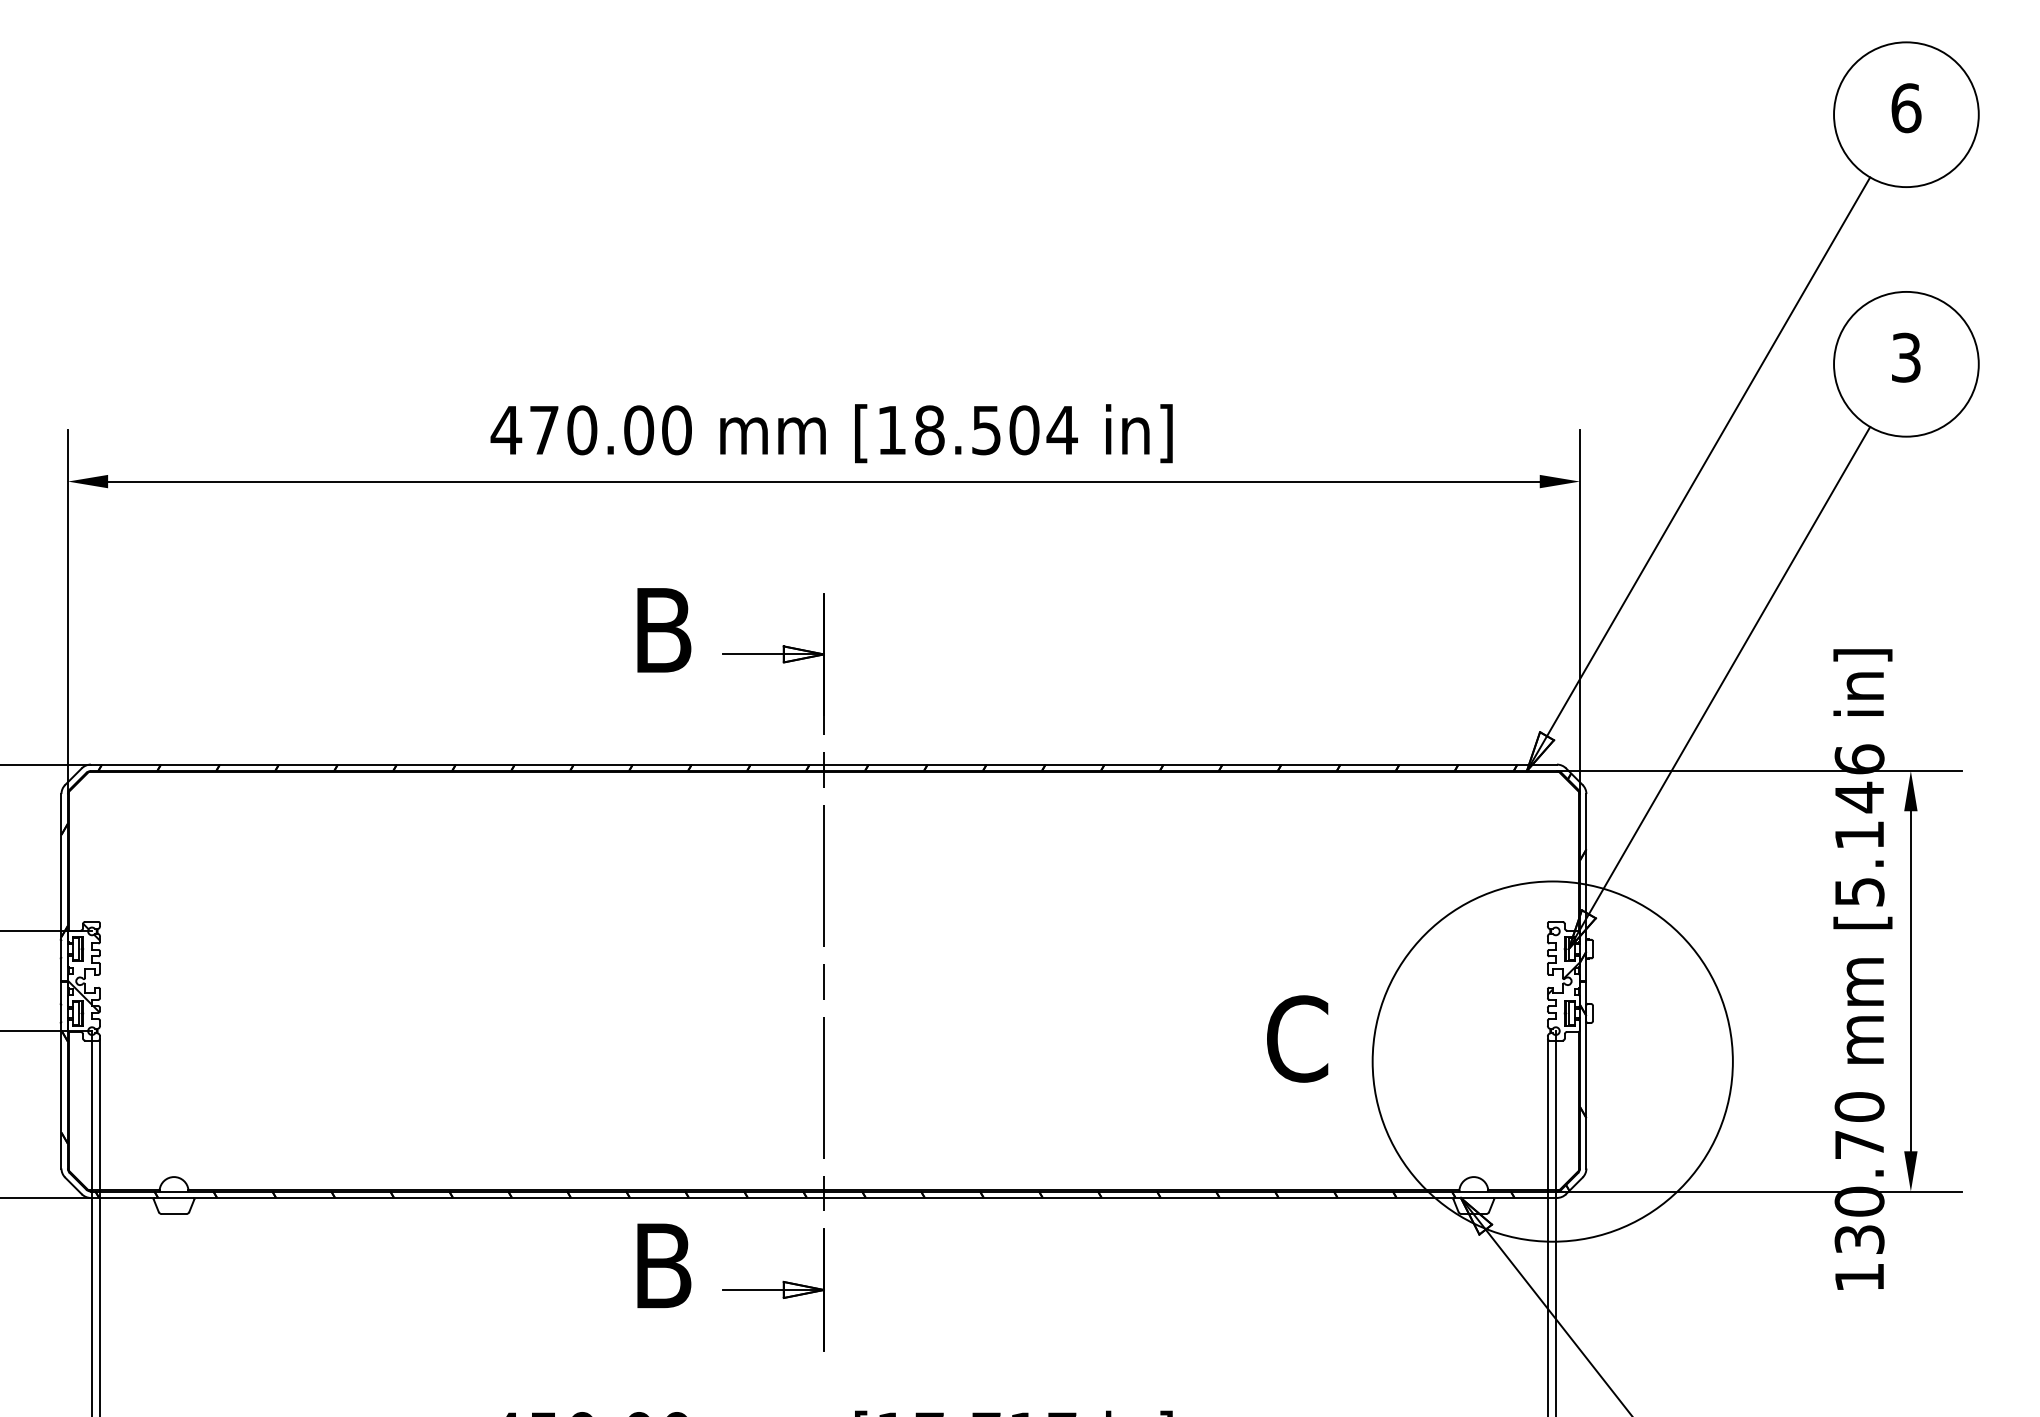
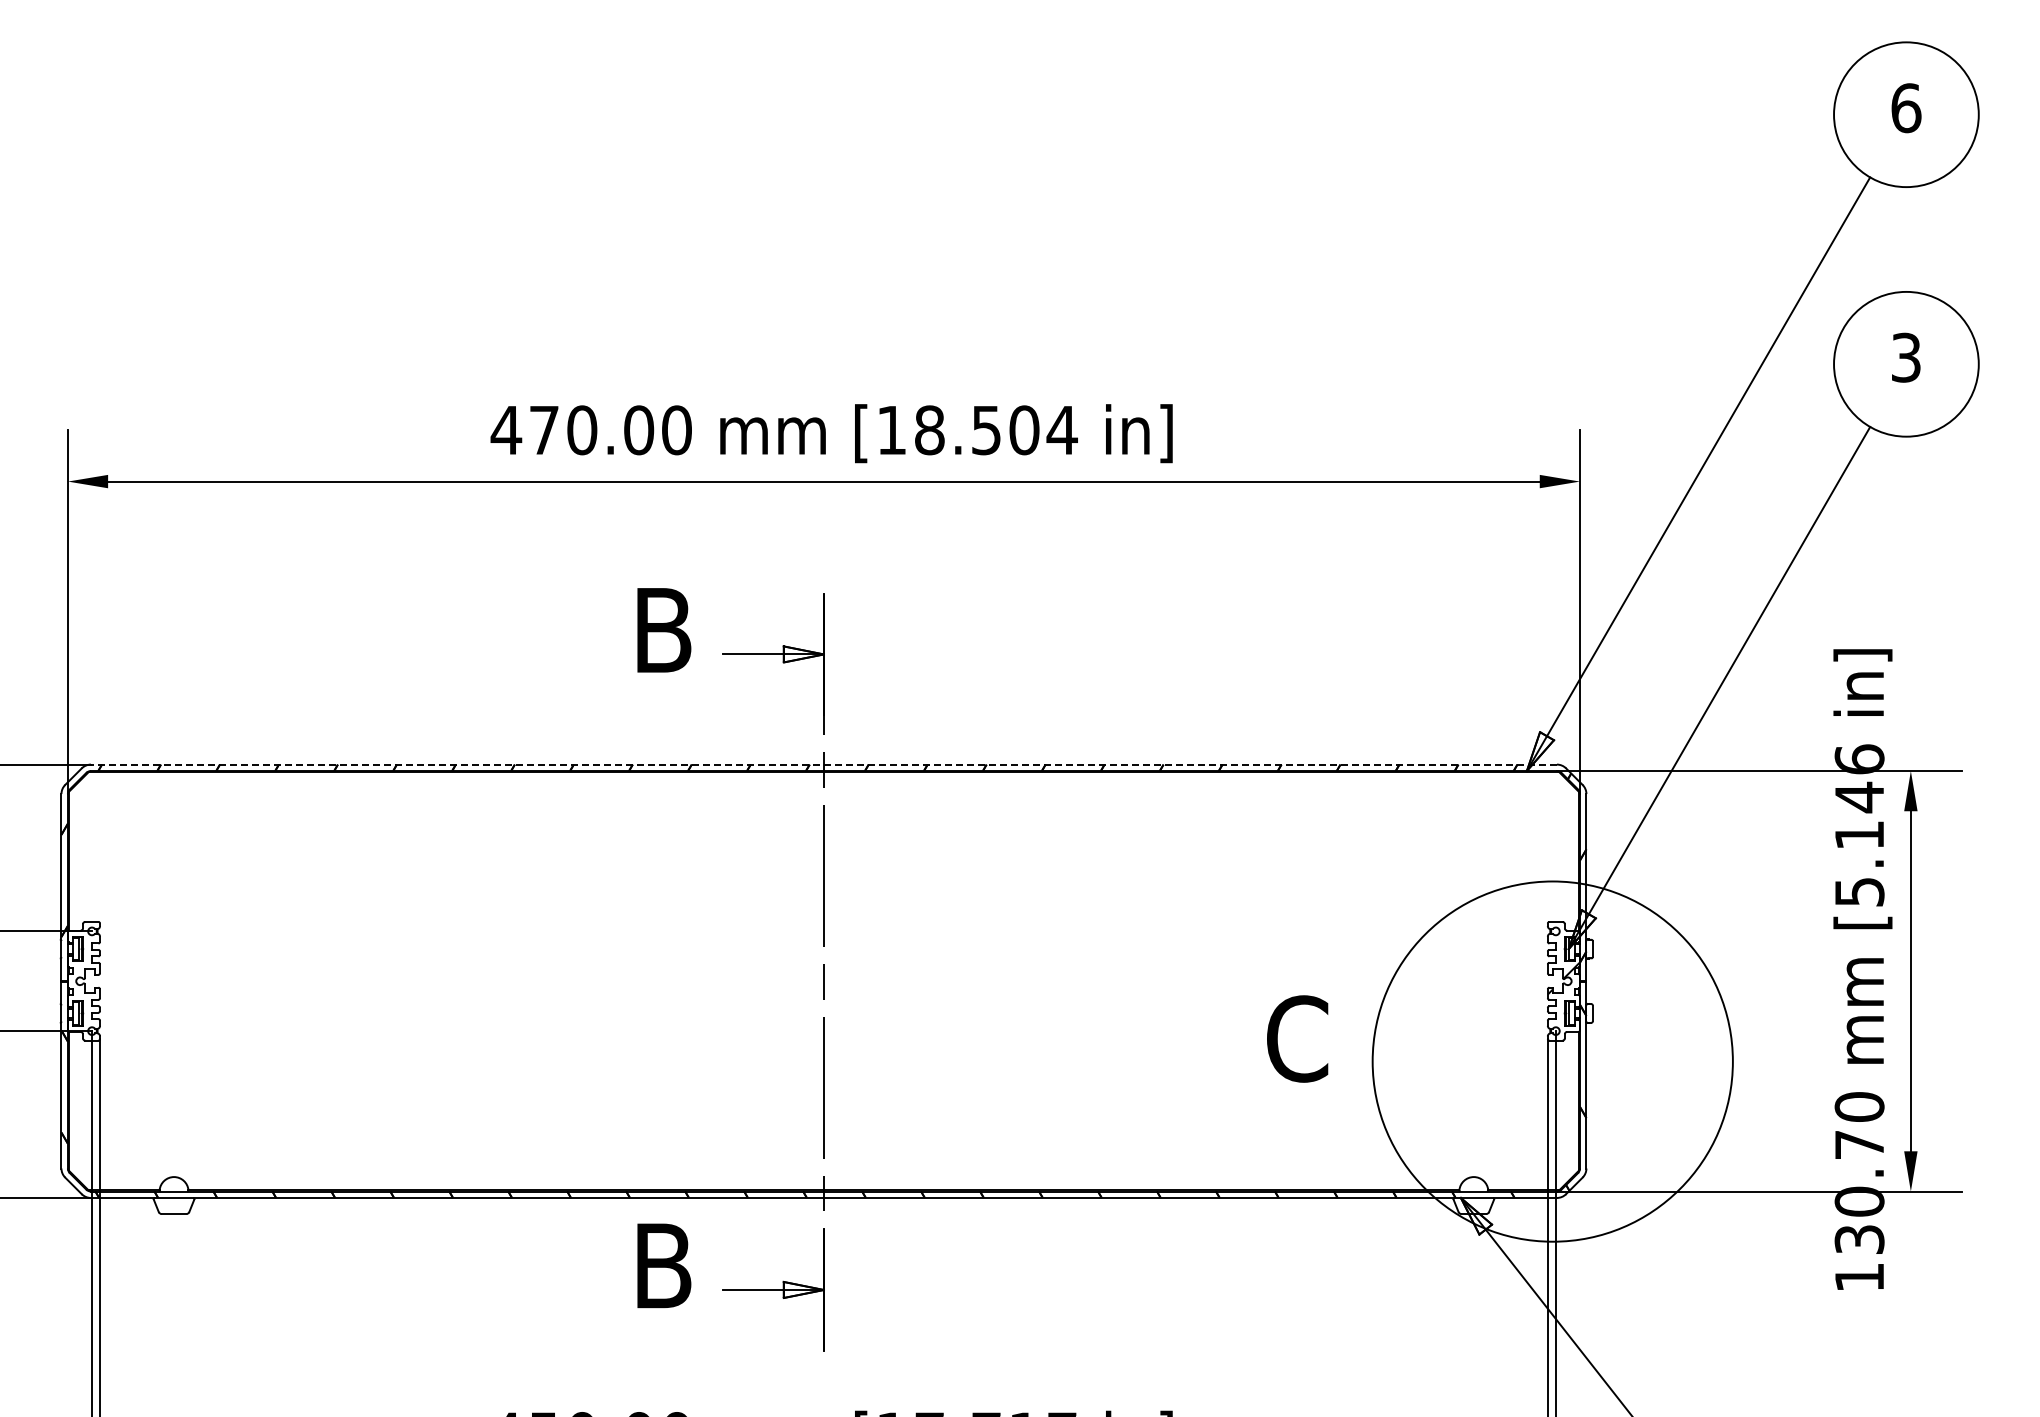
line: solid -> dashed (823, 764)
hatch: present -> none (83, 967)
